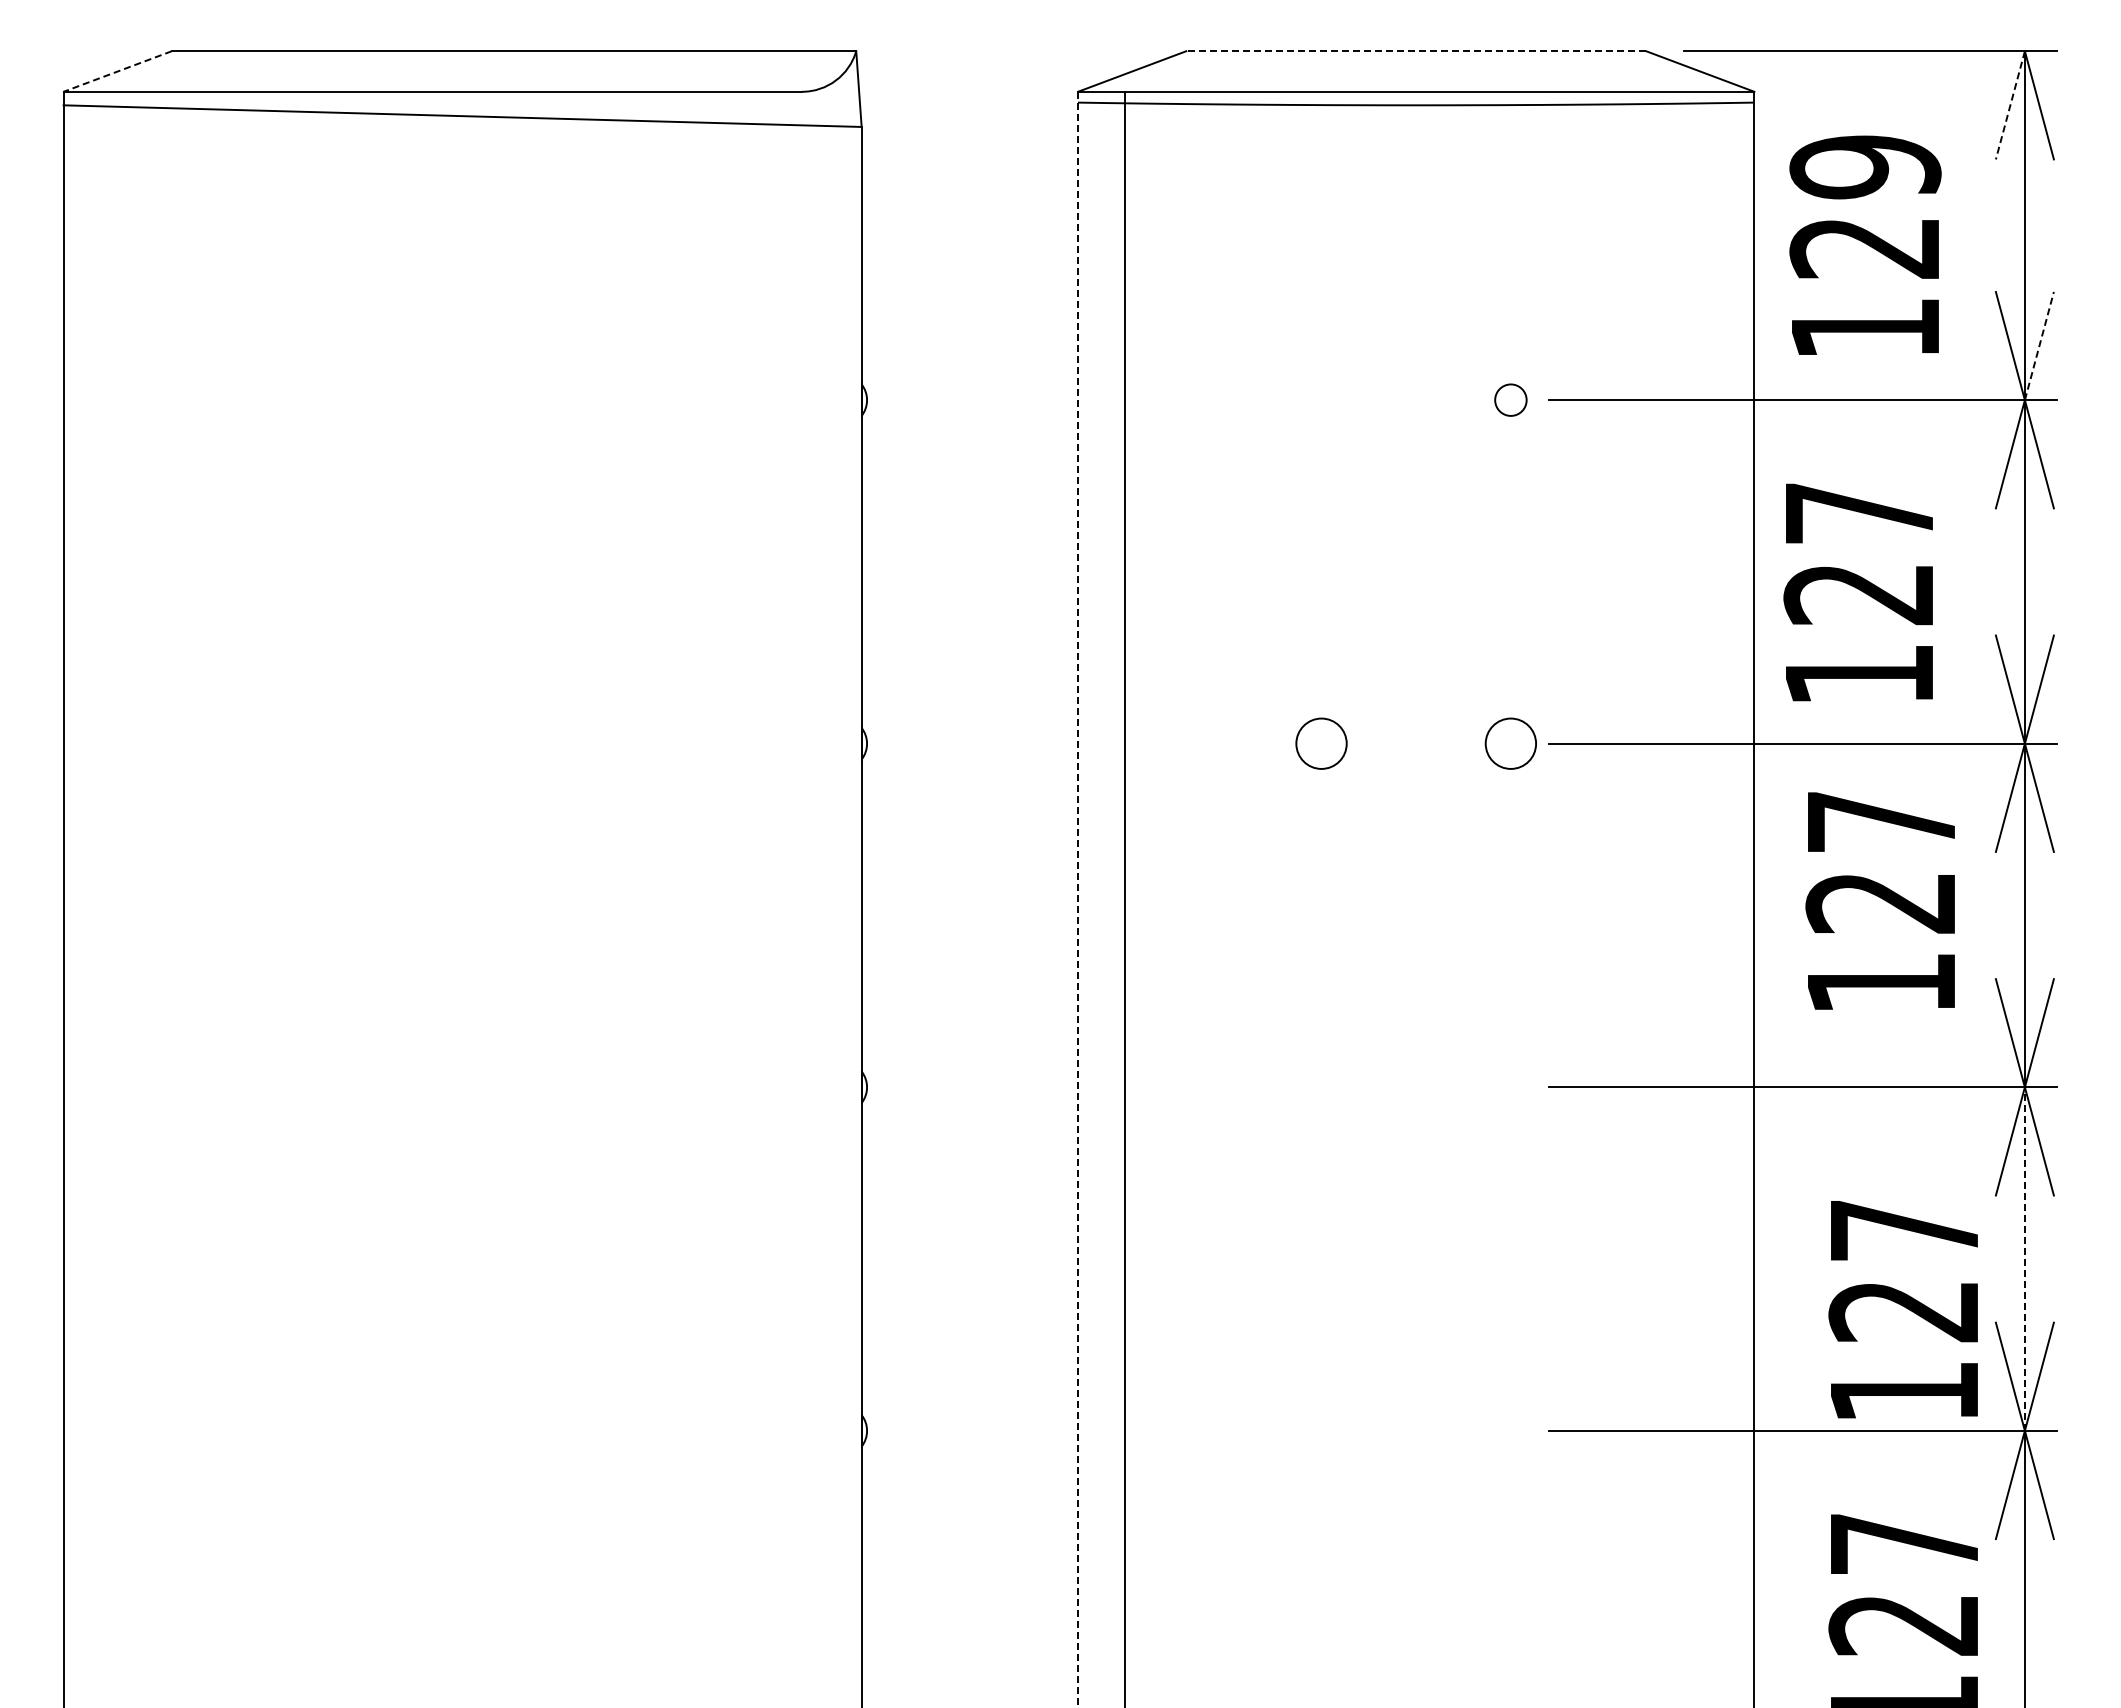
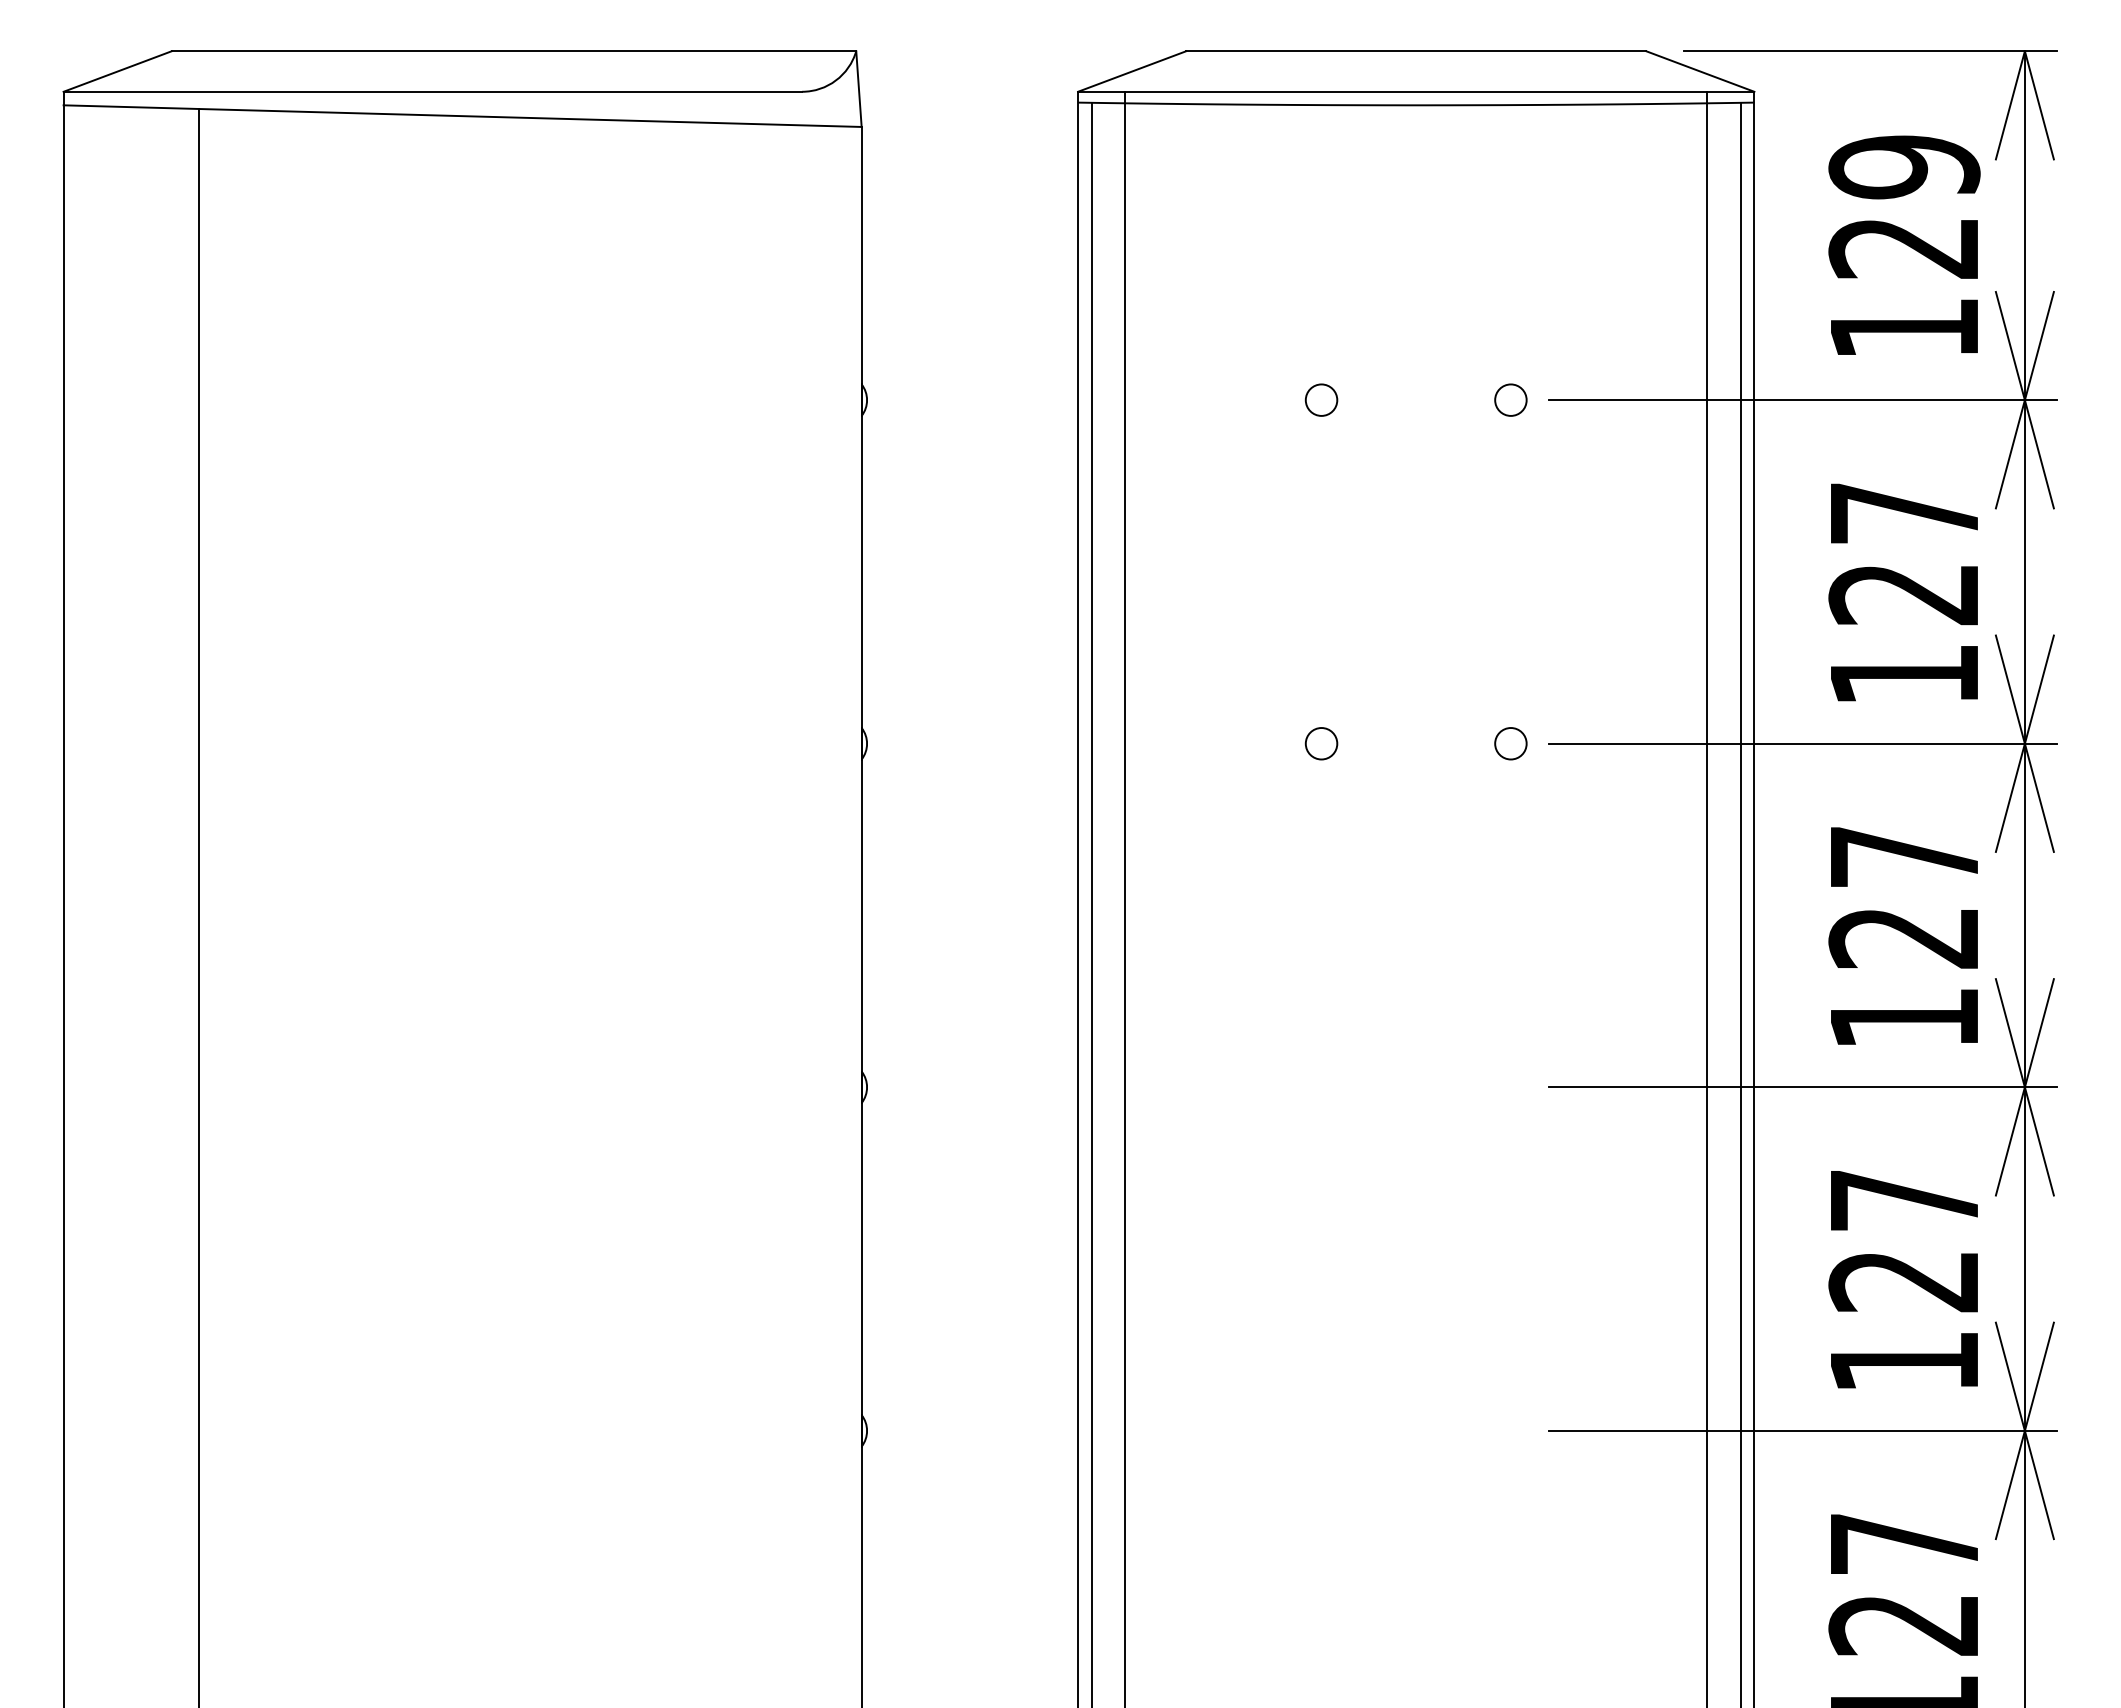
line: dashed -> solid (1416, 51)
line: dashed -> solid (117, 71)
line: dashed -> solid (2010, 105)
text position: (1865, 244) -> (1904, 244) (1904, 244)
line: dashed -> solid (2039, 345)
circle: none -> present (1321, 399)
text position: (1857, 592) -> (1902, 592) (1902, 592)
circle diameter: 50 px -> 31 px (1321, 743)
circle diameter: 50 px -> 31 px (1510, 743)
line: none -> present (1707, 897)
line: dashed -> solid (1078, 899)
text position: (1879, 900) -> (1902, 935) (1902, 935)
line: none -> present (1091, 903)
line: none -> present (1740, 903)
line: none -> present (198, 906)
line: dashed -> solid (2024, 1259)
text position: (1902, 1309) -> (1902, 1279) (1902, 1279)
